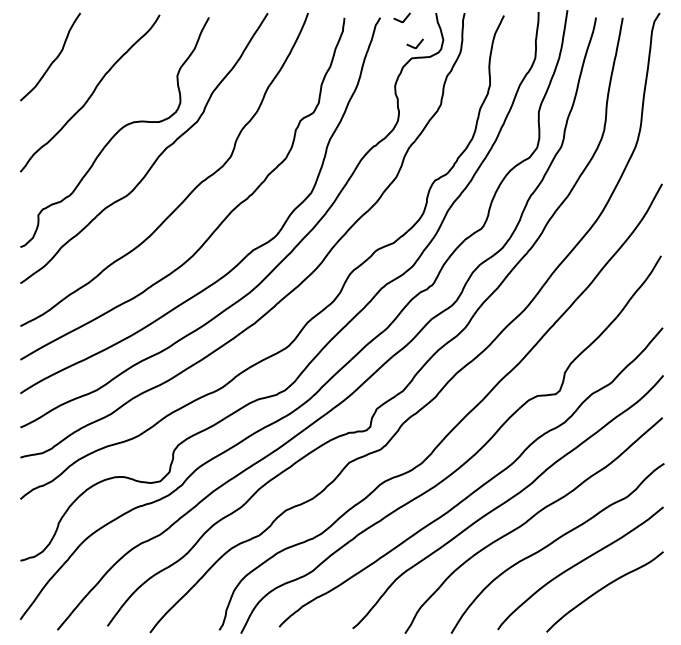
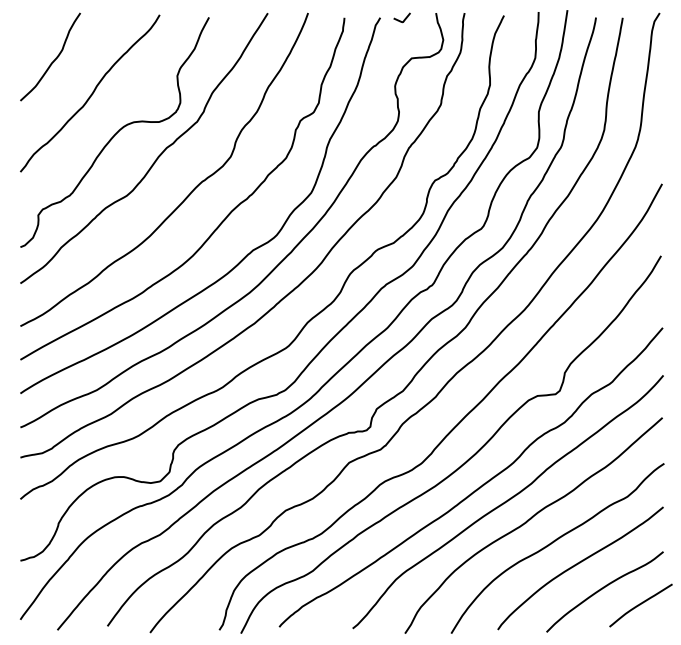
curve: present -> none (416, 45)
curve: none -> present (640, 605)
